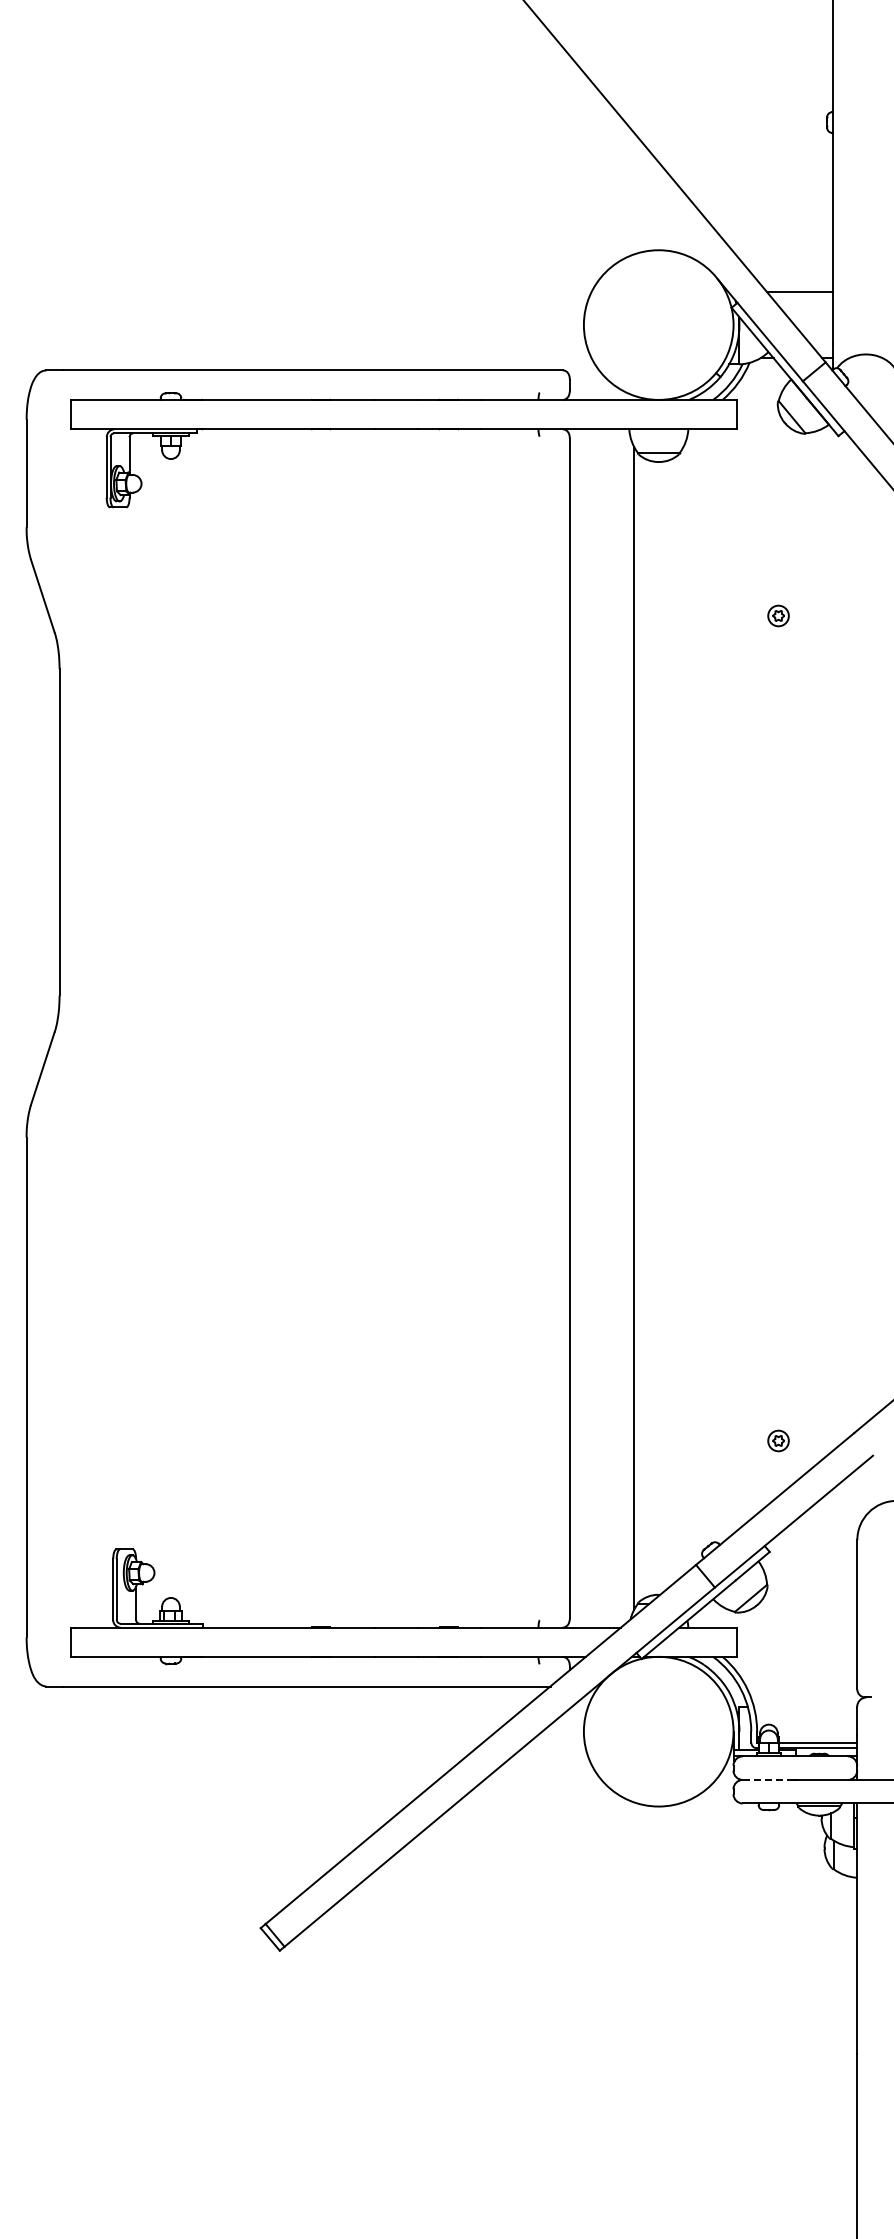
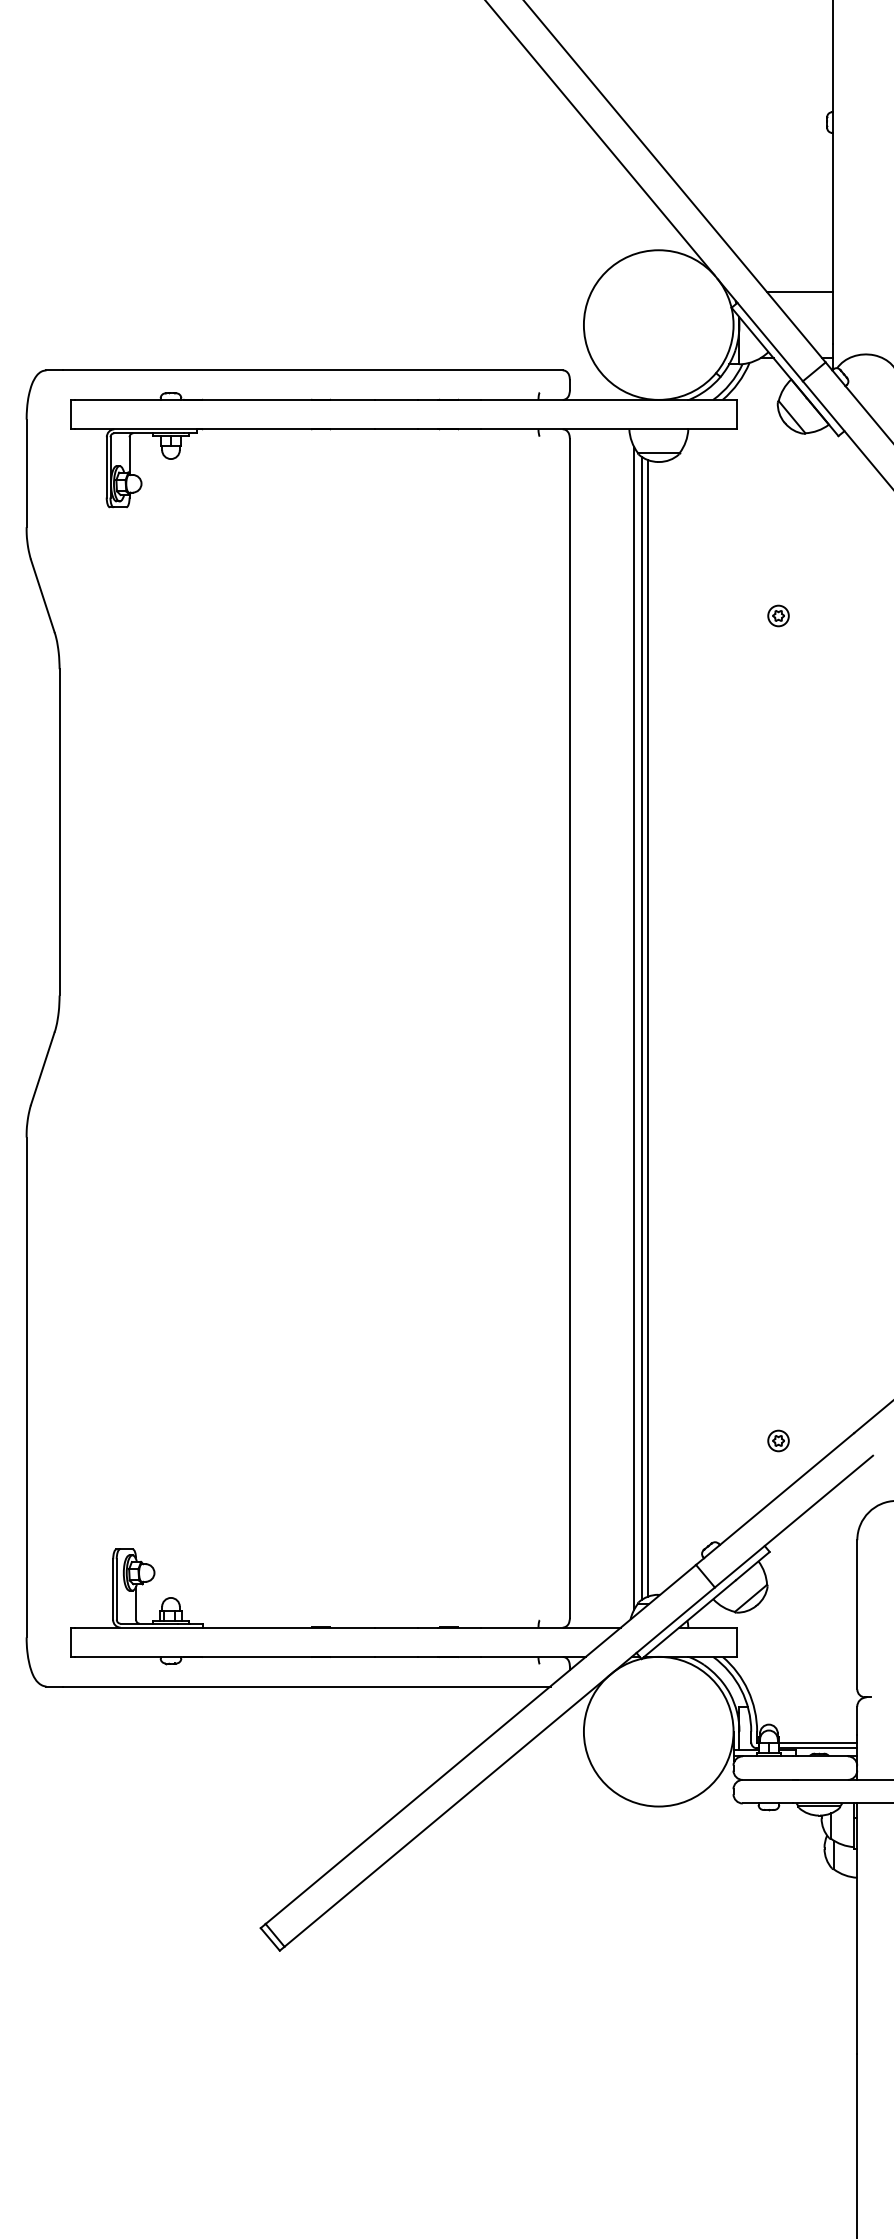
line: none -> present (600, 138)
line: none -> present (642, 1028)
line: none -> present (647, 1028)
line: dashed -> solid (767, 1779)
